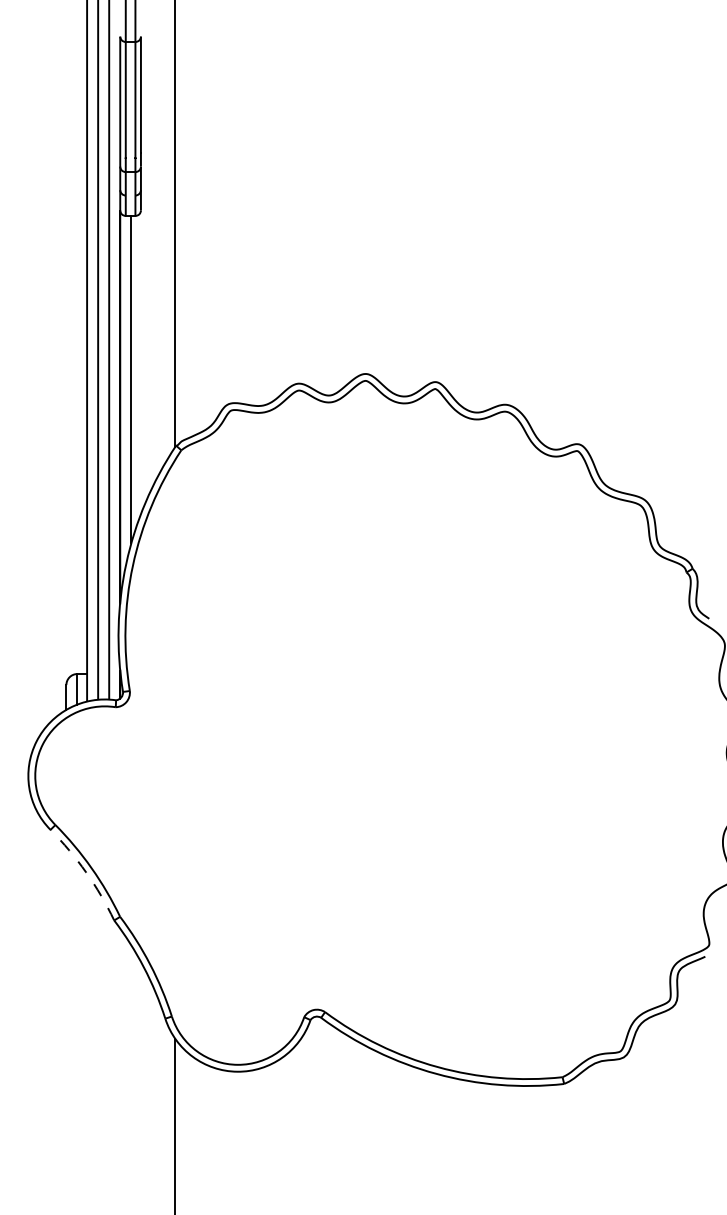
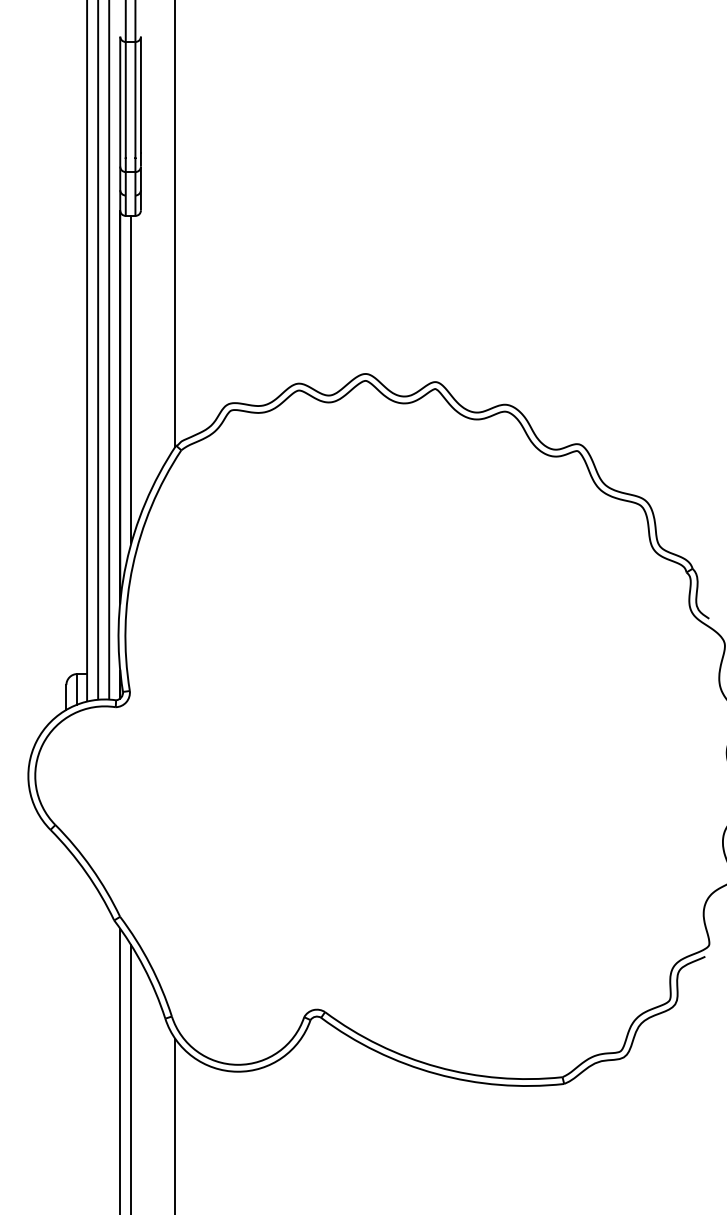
arc: dashed -> solid (86, 872)
line: none -> present (120, 1069)
line: none -> present (131, 1078)
